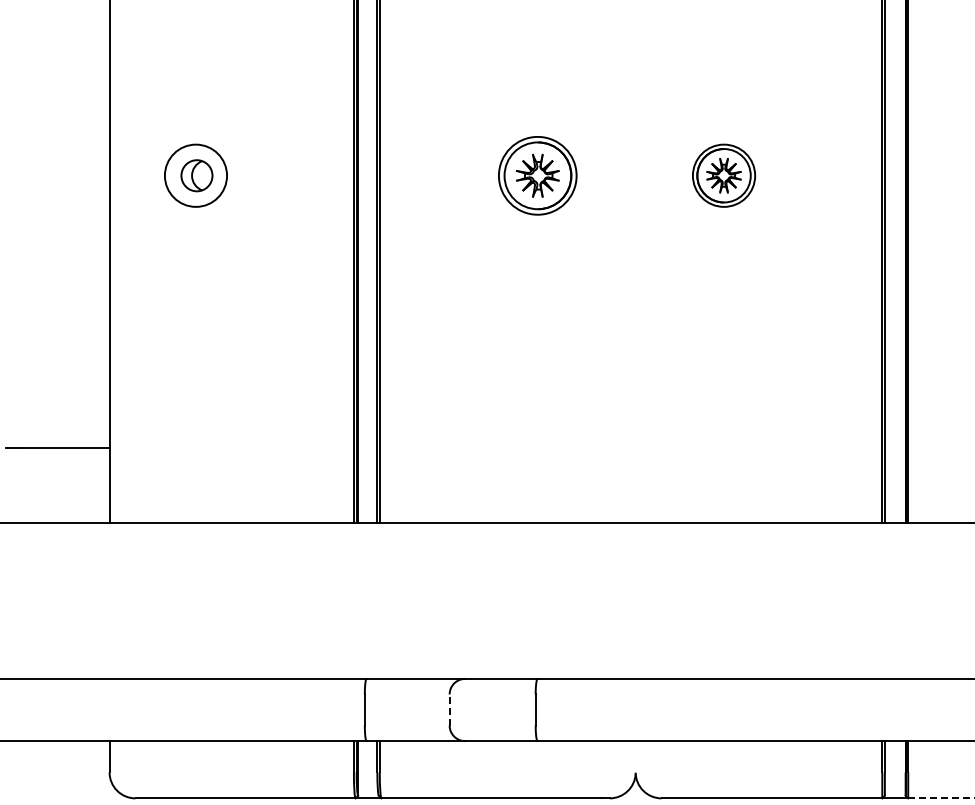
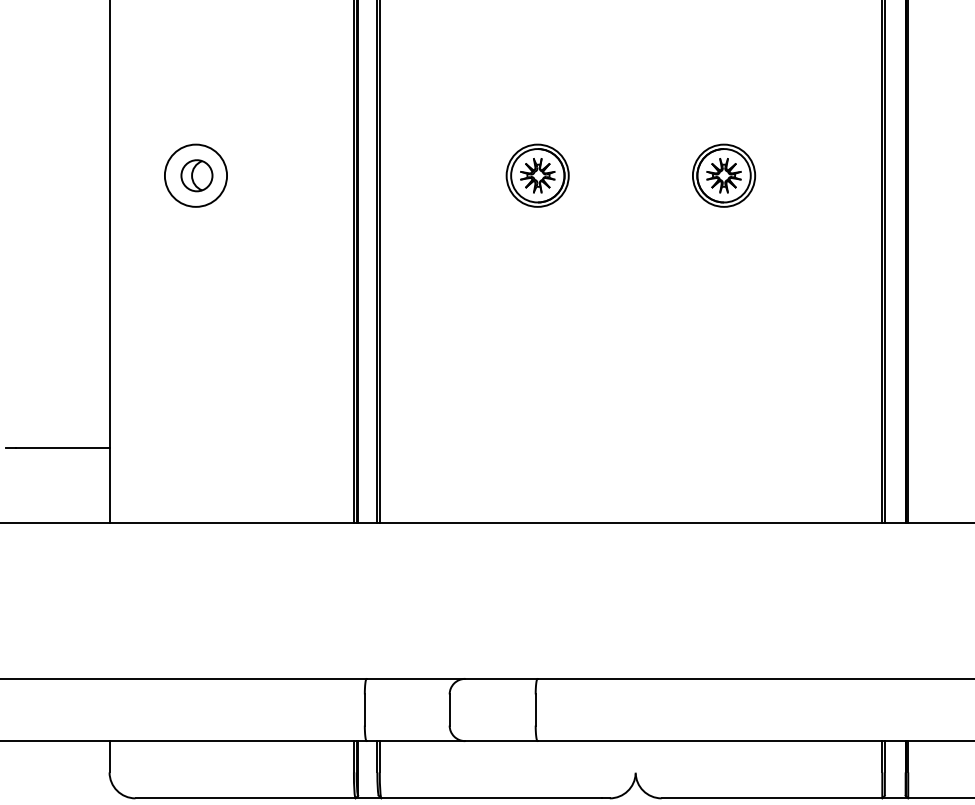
part size: 80x80 px -> 65x65 px (537, 175)
line: dashed -> solid (449, 710)
line: dashed -> solid (941, 798)
